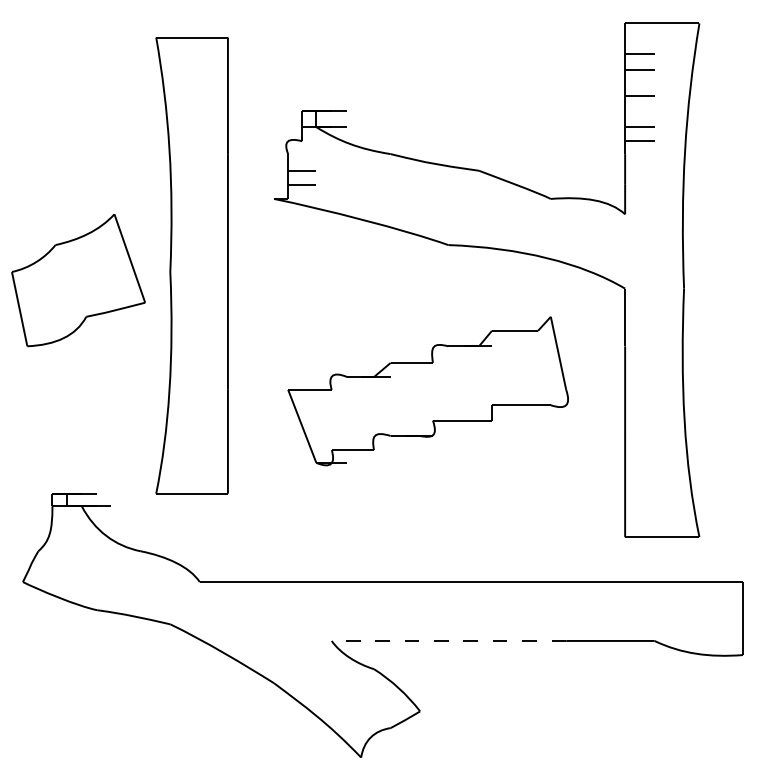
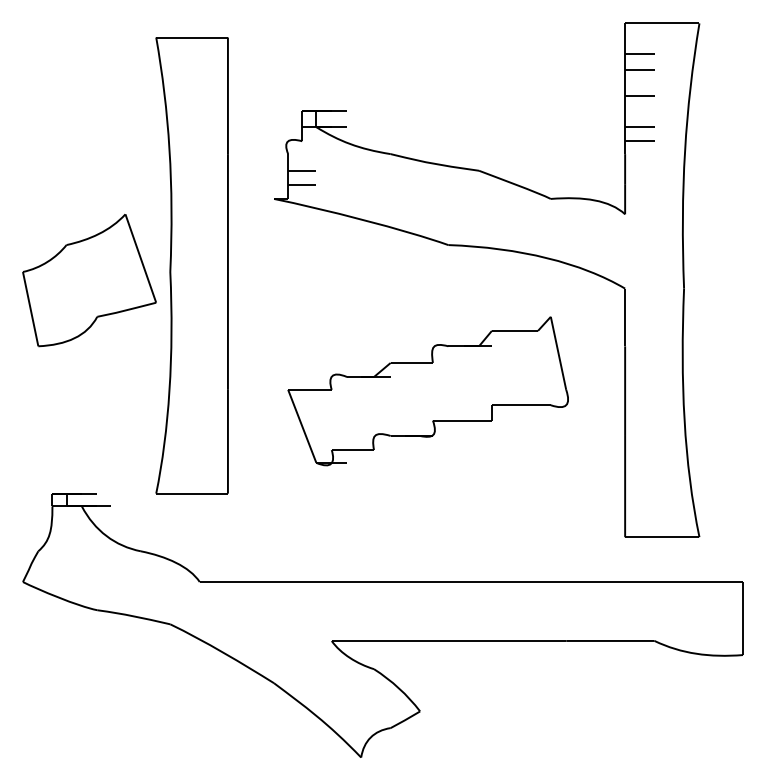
part position: (78, 280) -> (89, 280) (89, 280)
line: dashed -> solid (448, 640)
